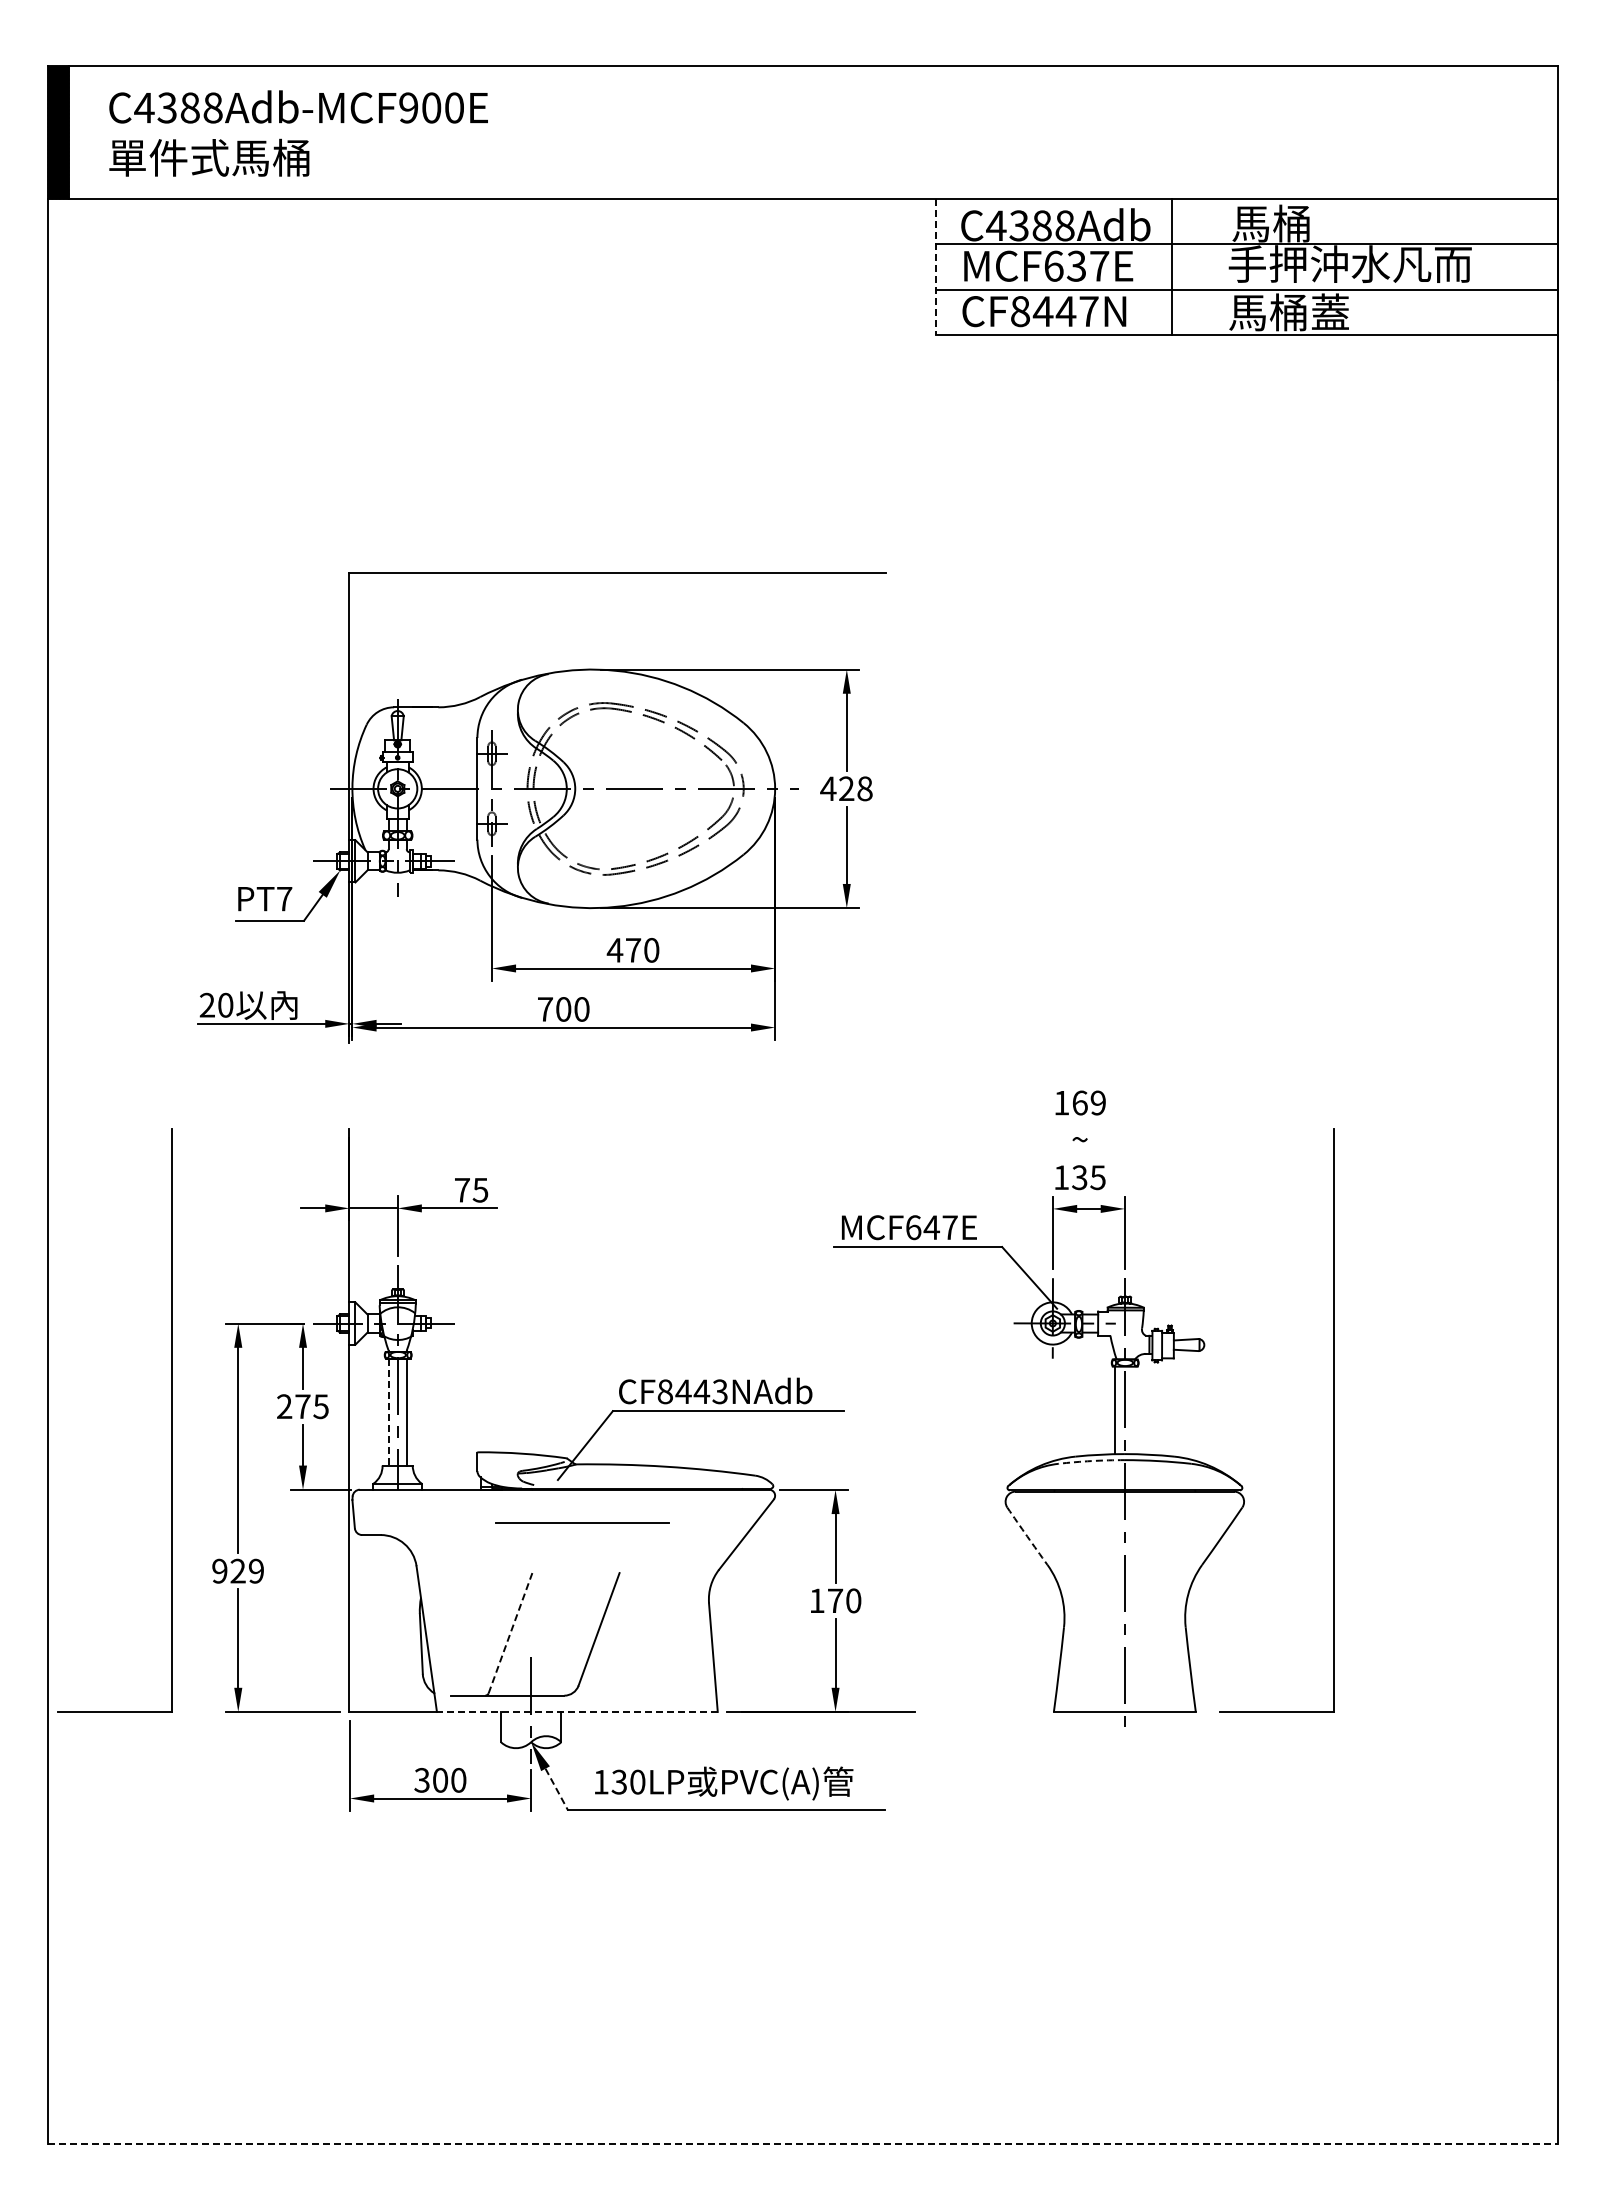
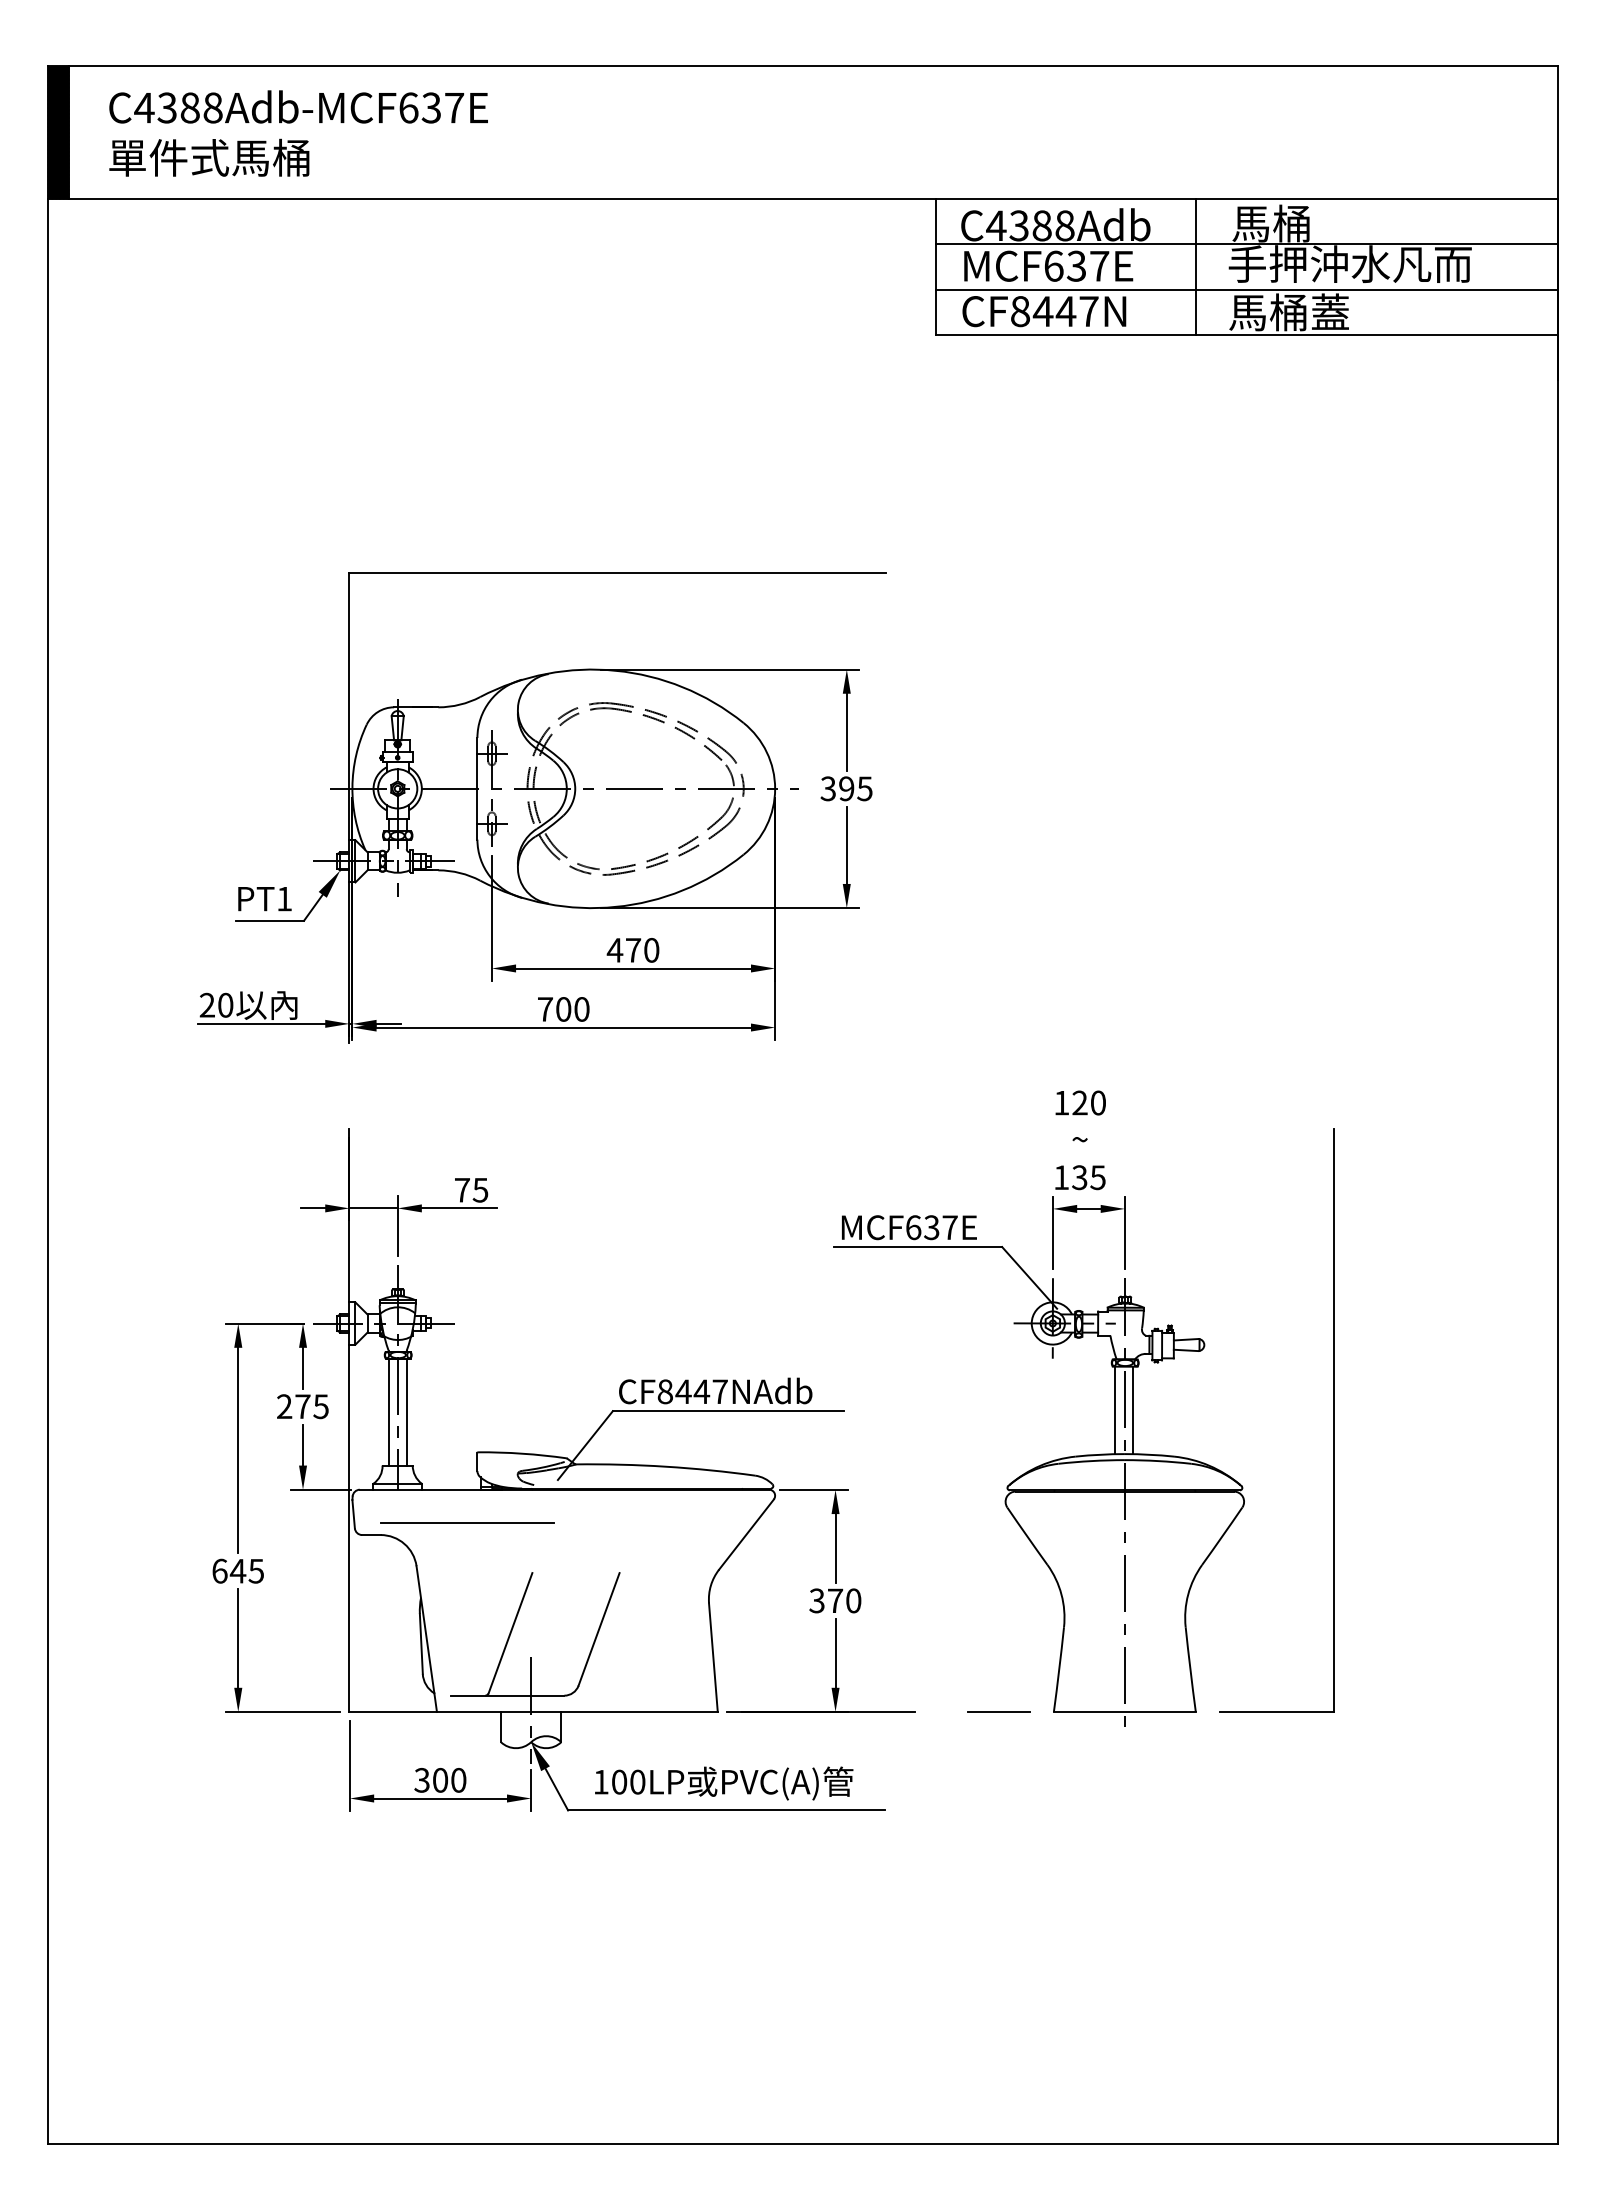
text: C4388Adb-MCF900E -> C4388Adb-MCF637E (431, 107)
line: dashed -> solid (935, 267)
line position: (1171, 267) -> (1195, 267) (1195, 267)
text: 428 -> 395 (846, 788)
text: PT7 -> PT1 (284, 899)
text: 169 -> 120 (1088, 1102)
text: MCF647E -> MCF637E (931, 1227)
text: CF8443NAdb -> CF8447NAdb (719, 1391)
line: none -> present (1133, 1410)
line: dashed -> solid (388, 1412)
part: present -> none (171, 1420)
arc: dashed -> solid (1091, 1461)
line position: (582, 1522) -> (467, 1522) (467, 1522)
arc: dashed -> solid (1027, 1536)
text: 929 -> 645 (237, 1570)
text: 170 -> 370 (816, 1600)
line: dashed -> solid (510, 1633)
line: dashed -> solid (576, 1711)
line: none -> present (998, 1711)
text: 130LP -> 100LP (619, 1781)
line: dashed -> solid (556, 1789)
line: dashed -> solid (802, 2143)
